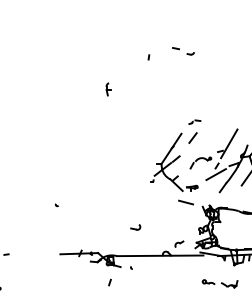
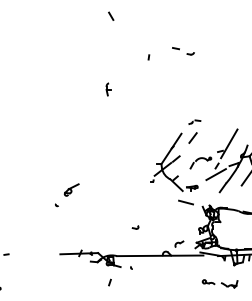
line: none -> present (111, 15)
part: none -> present (71, 189)
part size: 12x7 px -> 9x5 px (135, 227)
